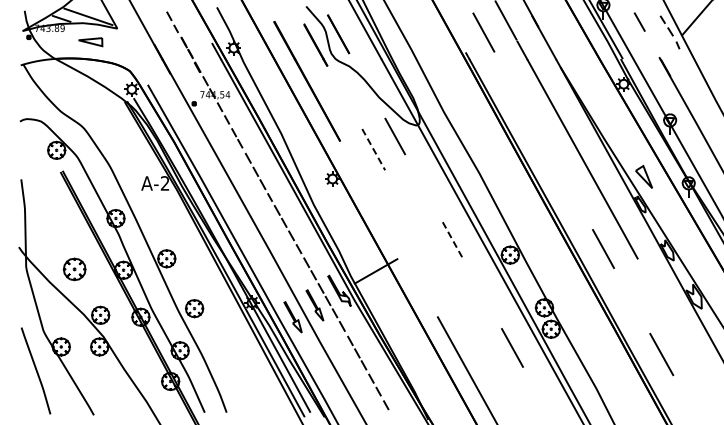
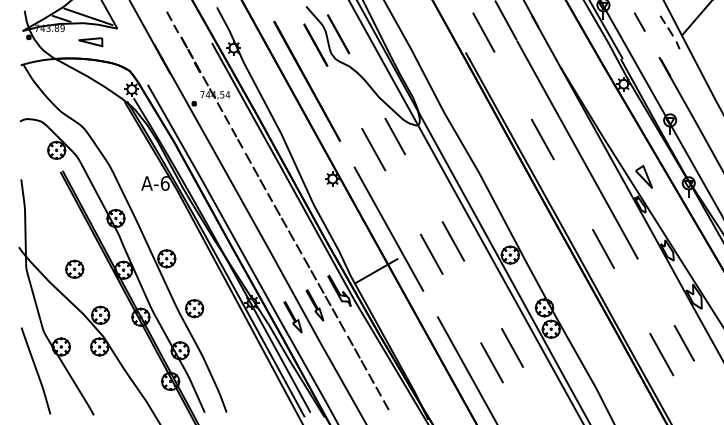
line: none -> present (542, 139)
line: dashed -> solid (373, 149)
text: A-2 -> A-6 (164, 183)
line: none -> present (388, 228)
line: dashed -> solid (453, 241)
line: none -> present (431, 253)
part size: 25x25 px -> 20x20 px (74, 268)
line: none -> present (683, 343)
line: none -> present (491, 362)
